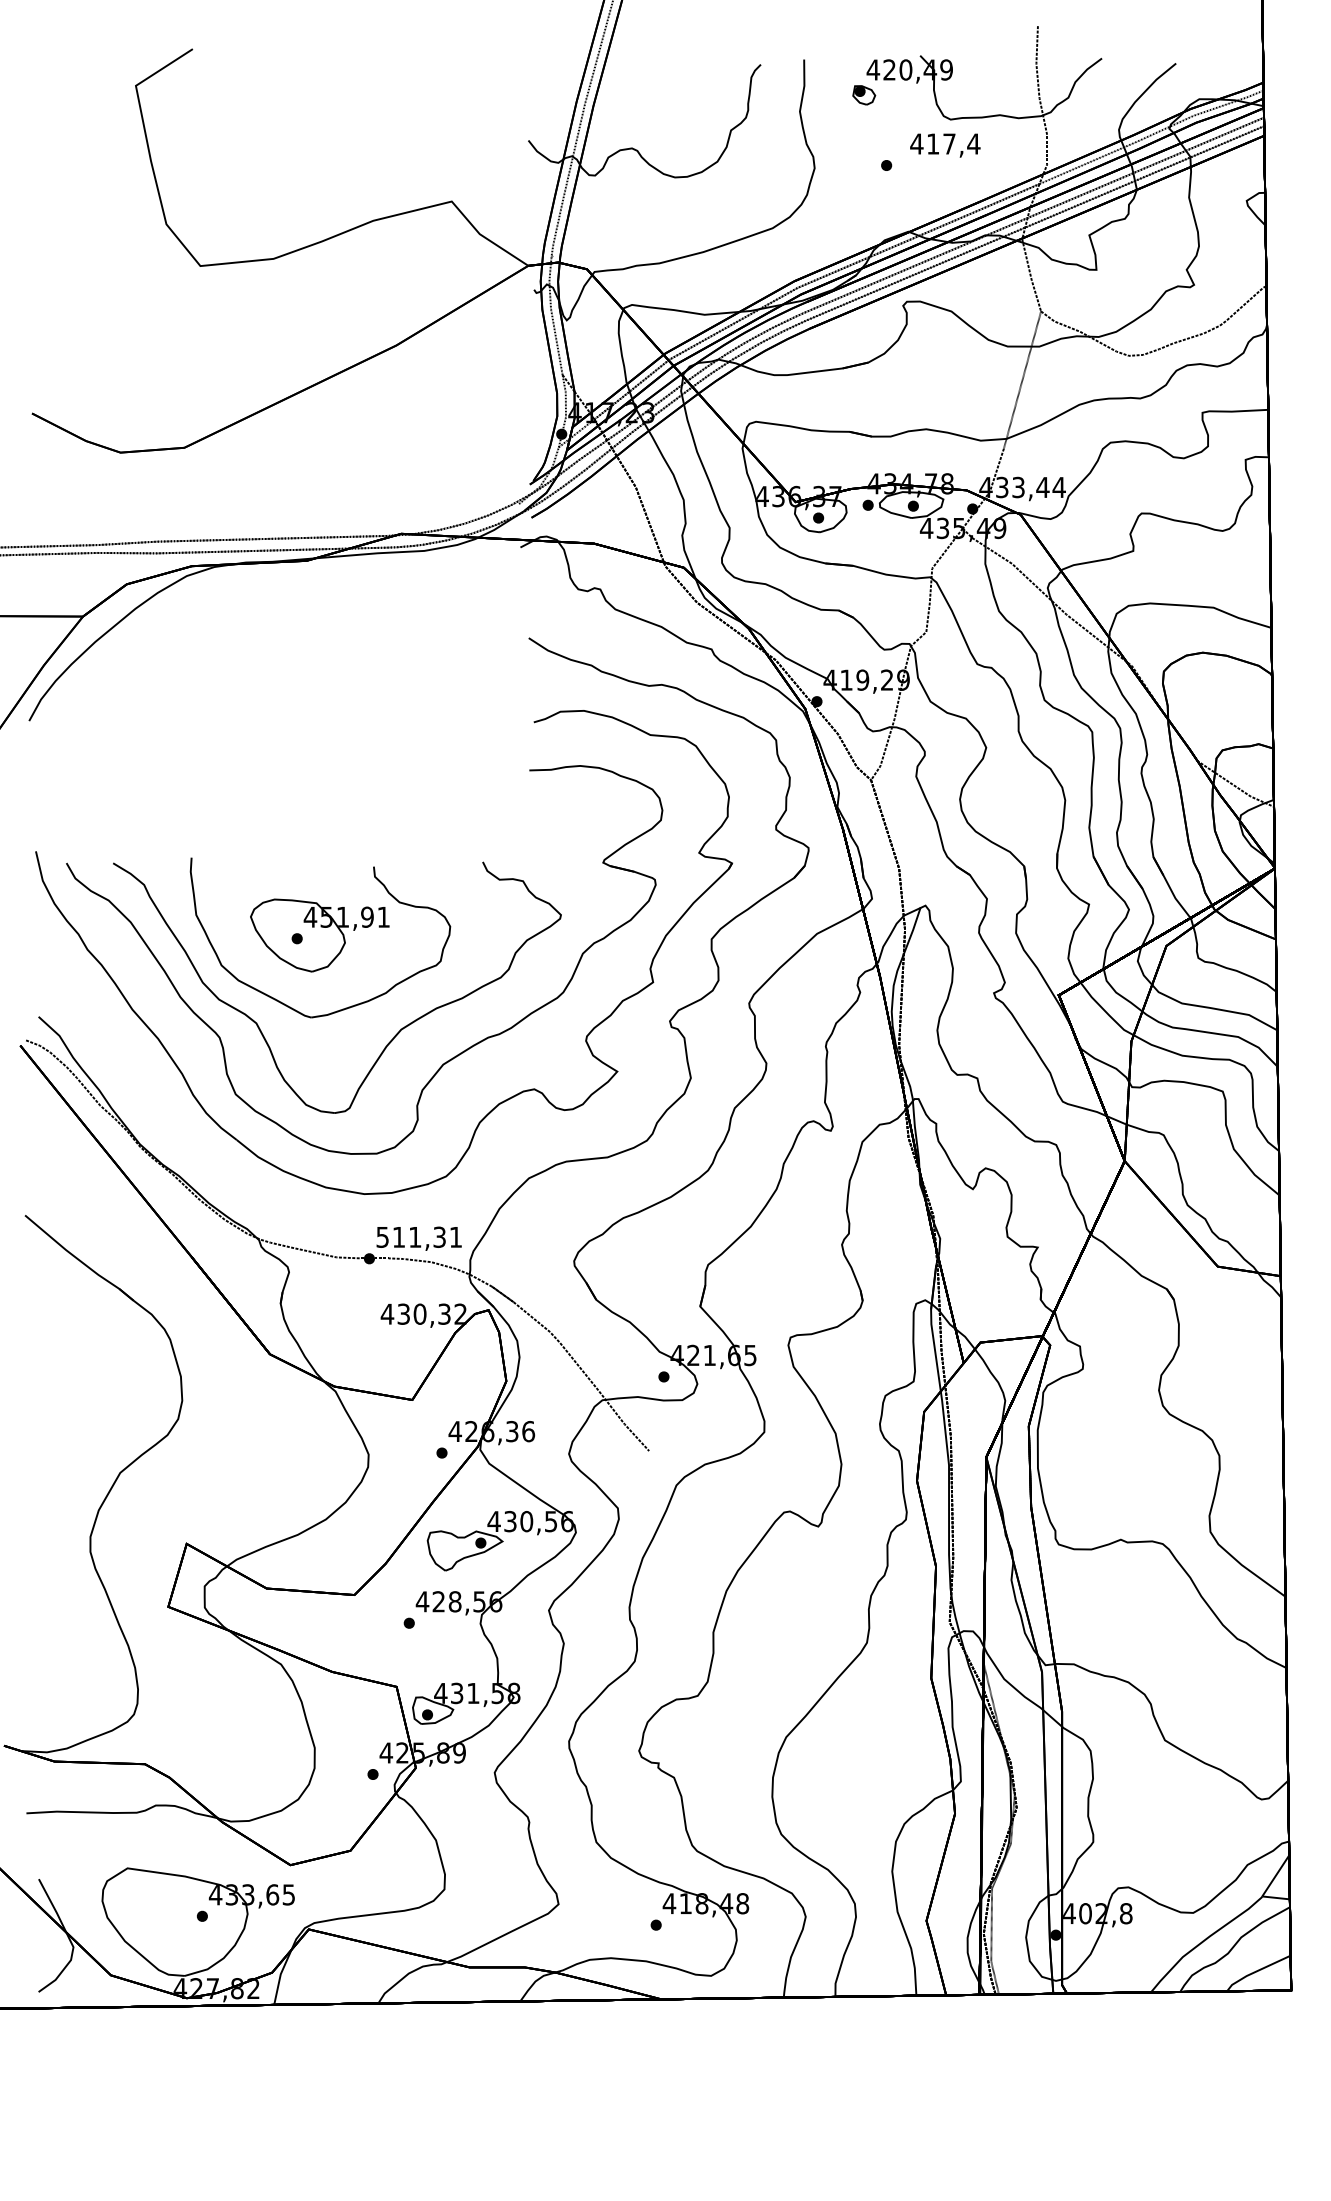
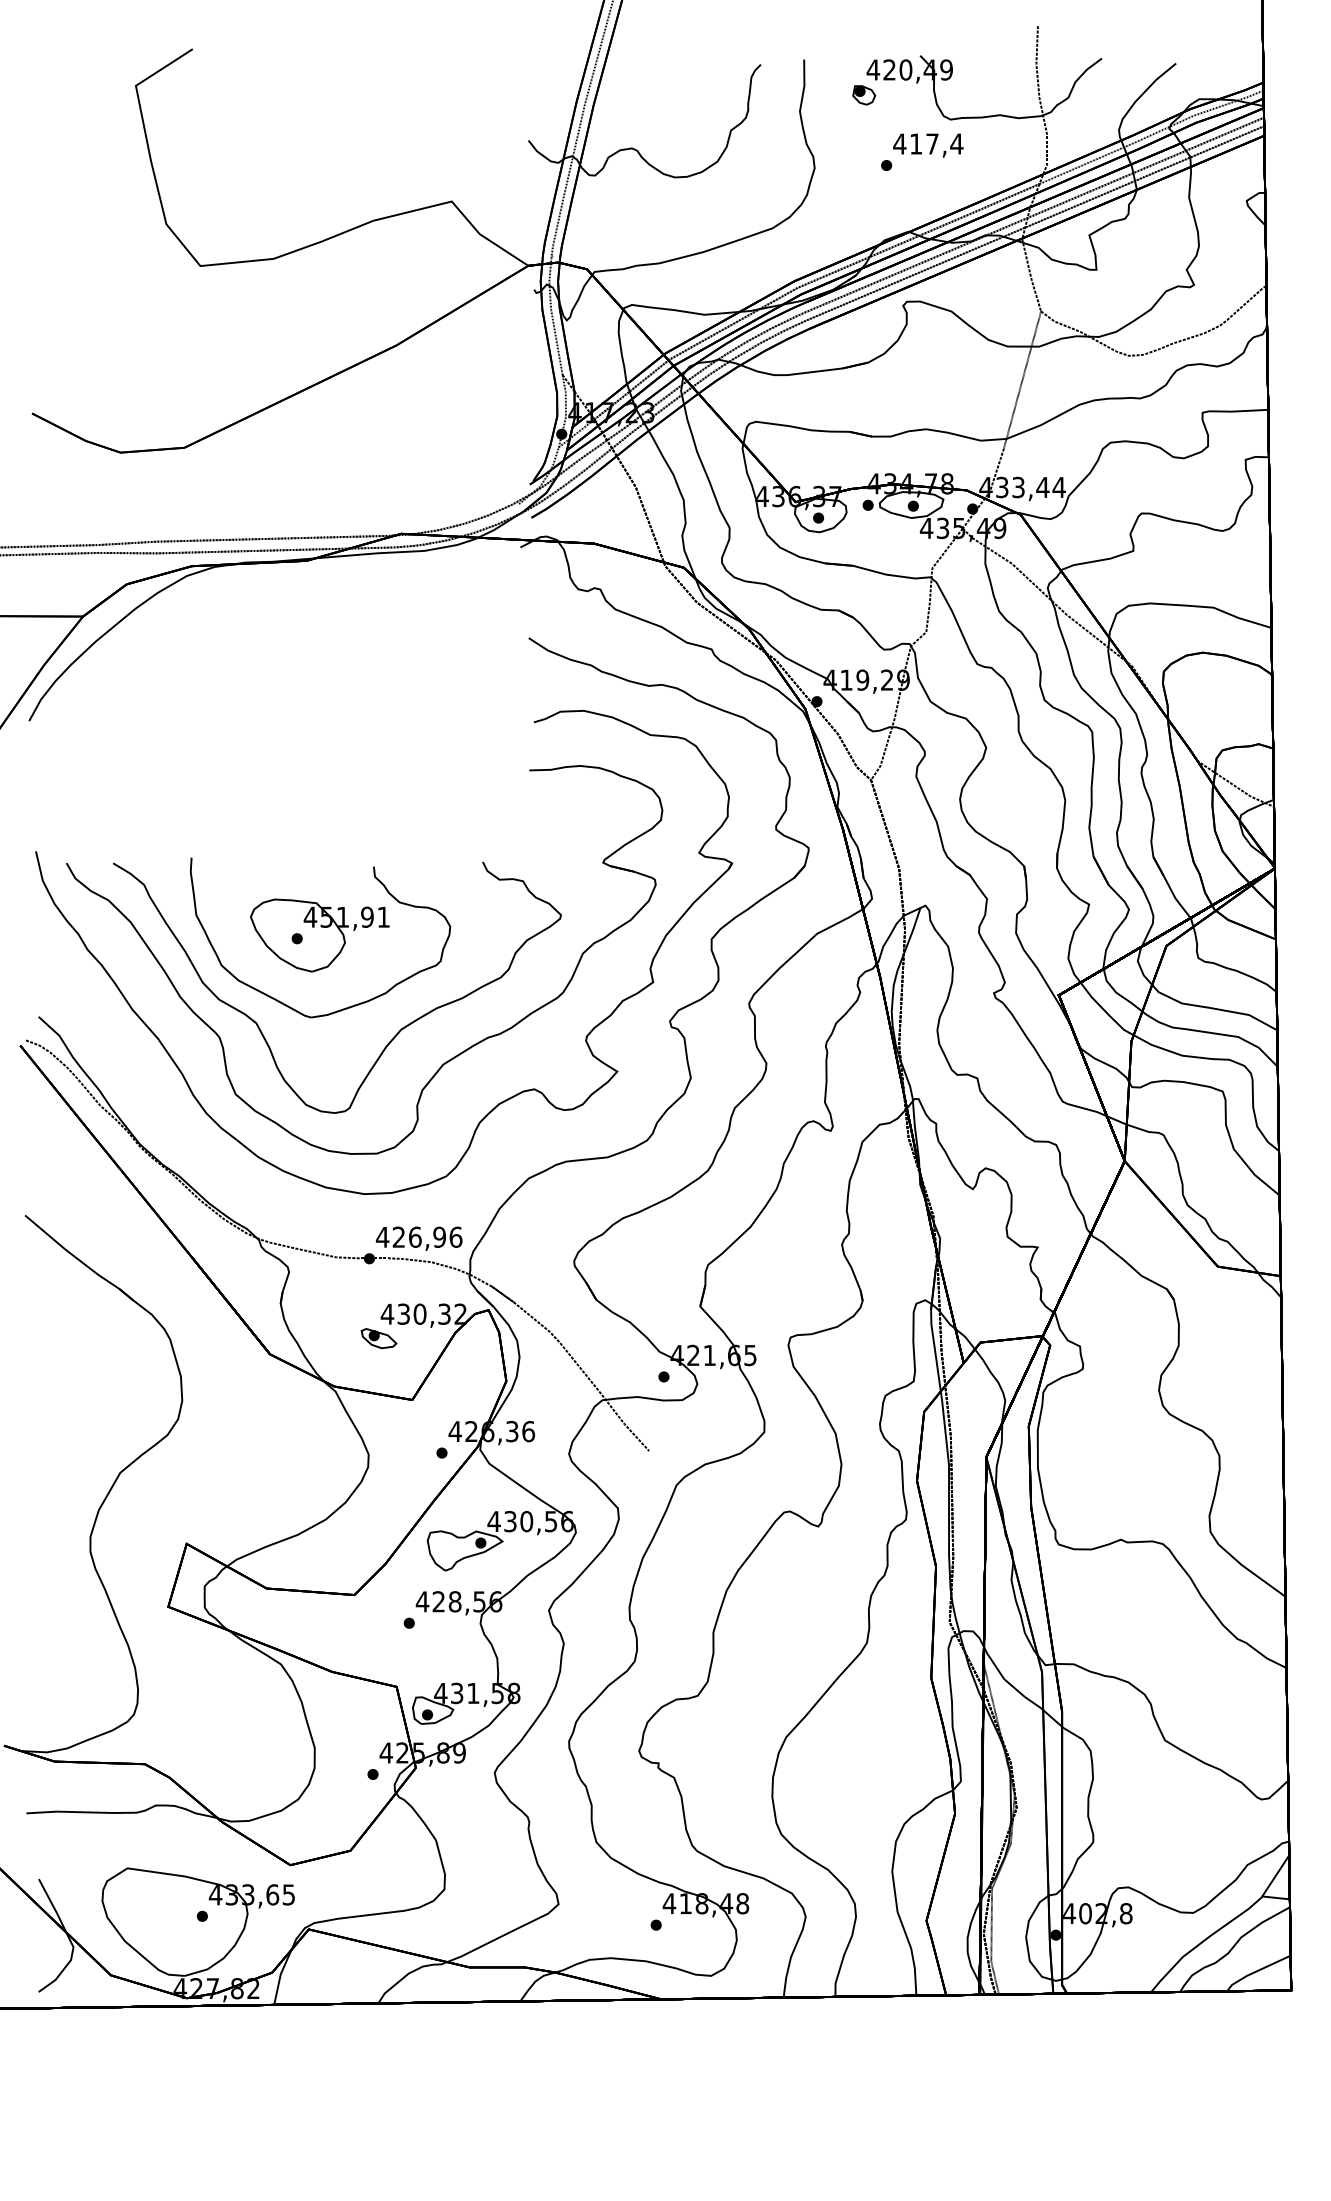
text position: (945, 145) -> (928, 145) (928, 145)
text: 511,31 -> 426,96 (418, 1236)
part: none -> present (378, 1338)
